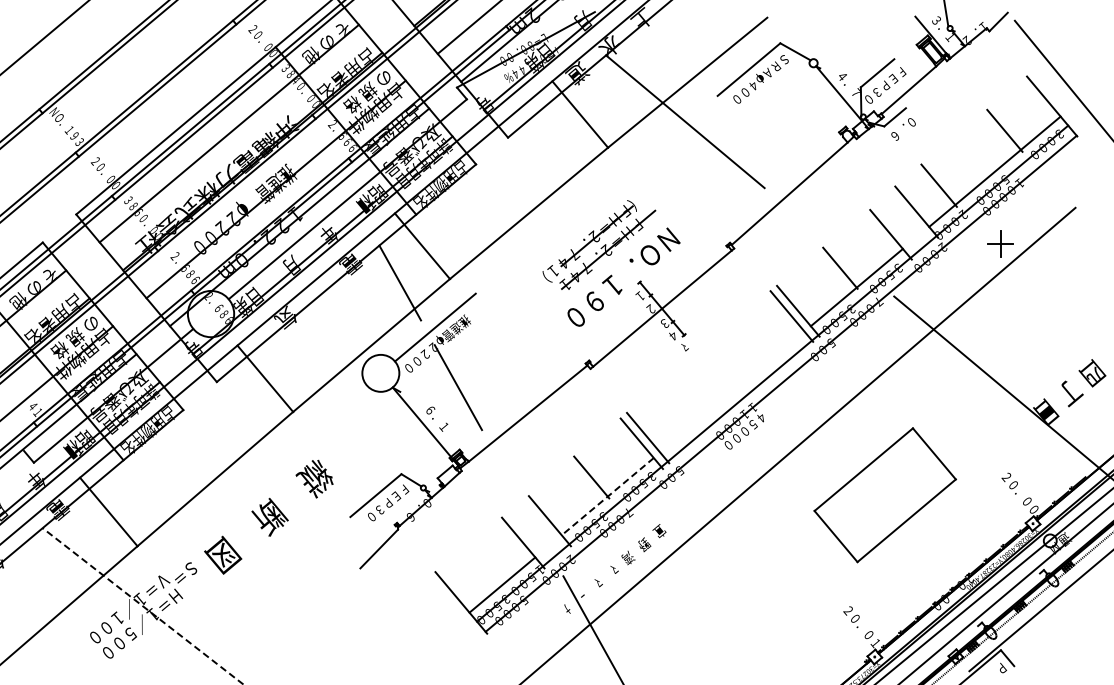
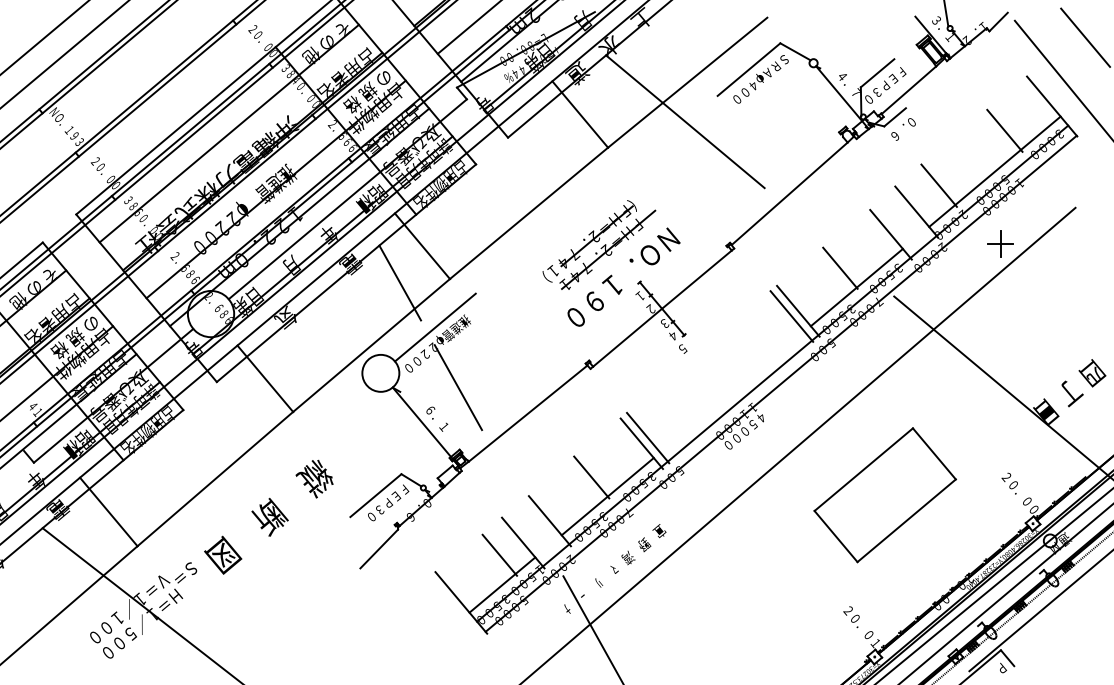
line: none -> present (1085, 37)
line: none -> present (64, 54)
text: ﾏ -> ５ (683, 348)
line: dashed -> solid (607, 496)
line: none -> present (499, 554)
text: ﾏ -> ﾘ (598, 582)
line: dashed -> solid (142, 606)
